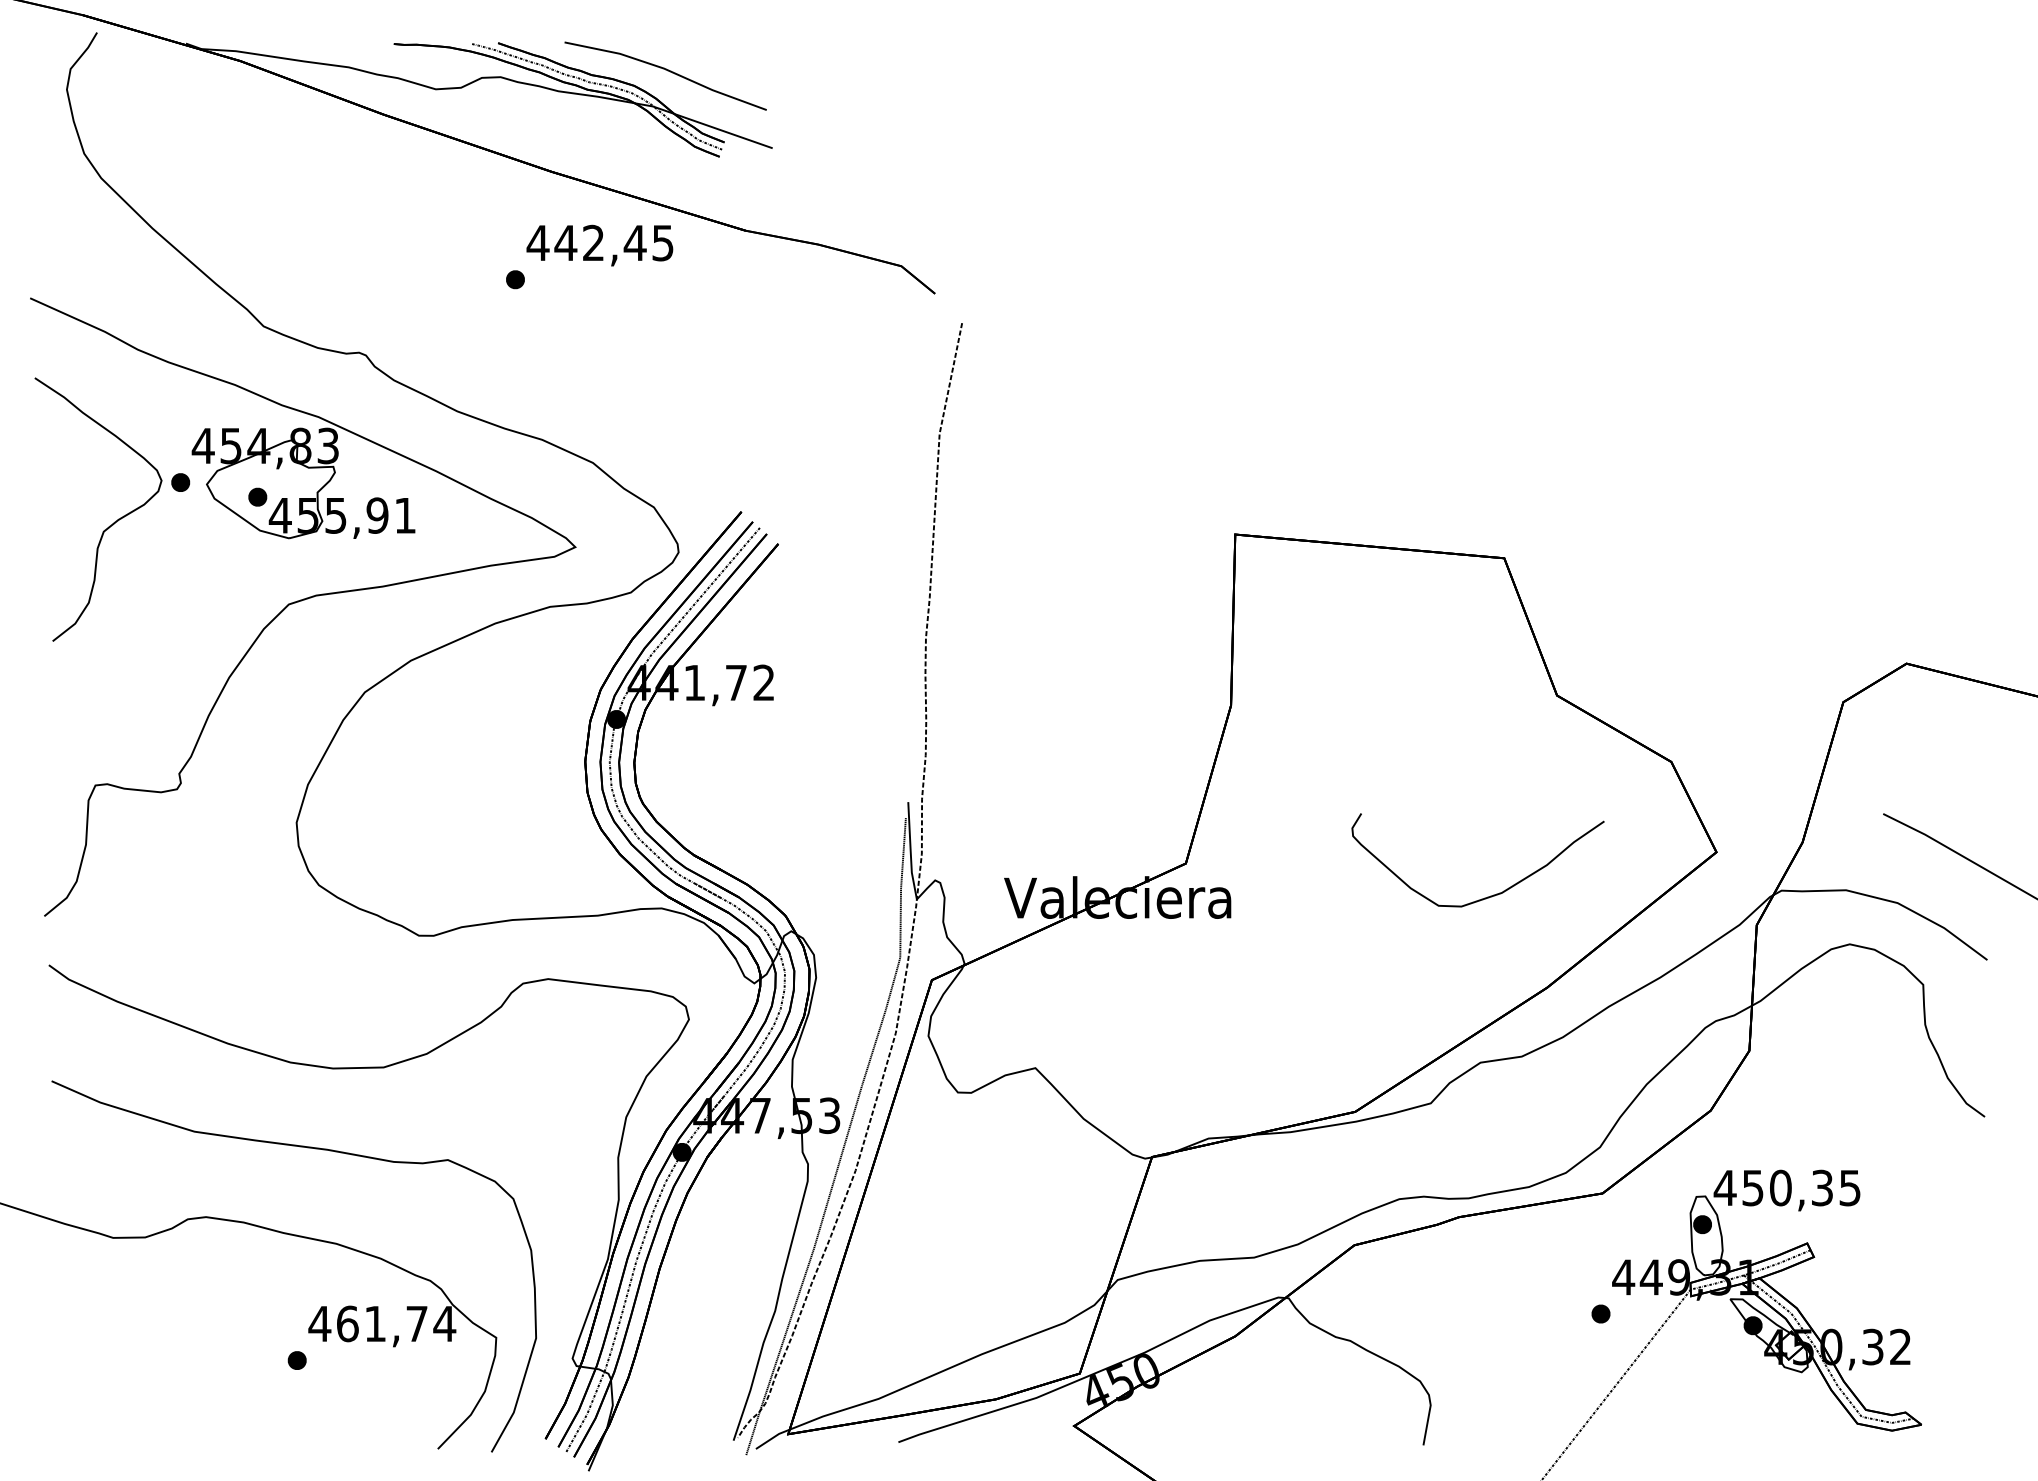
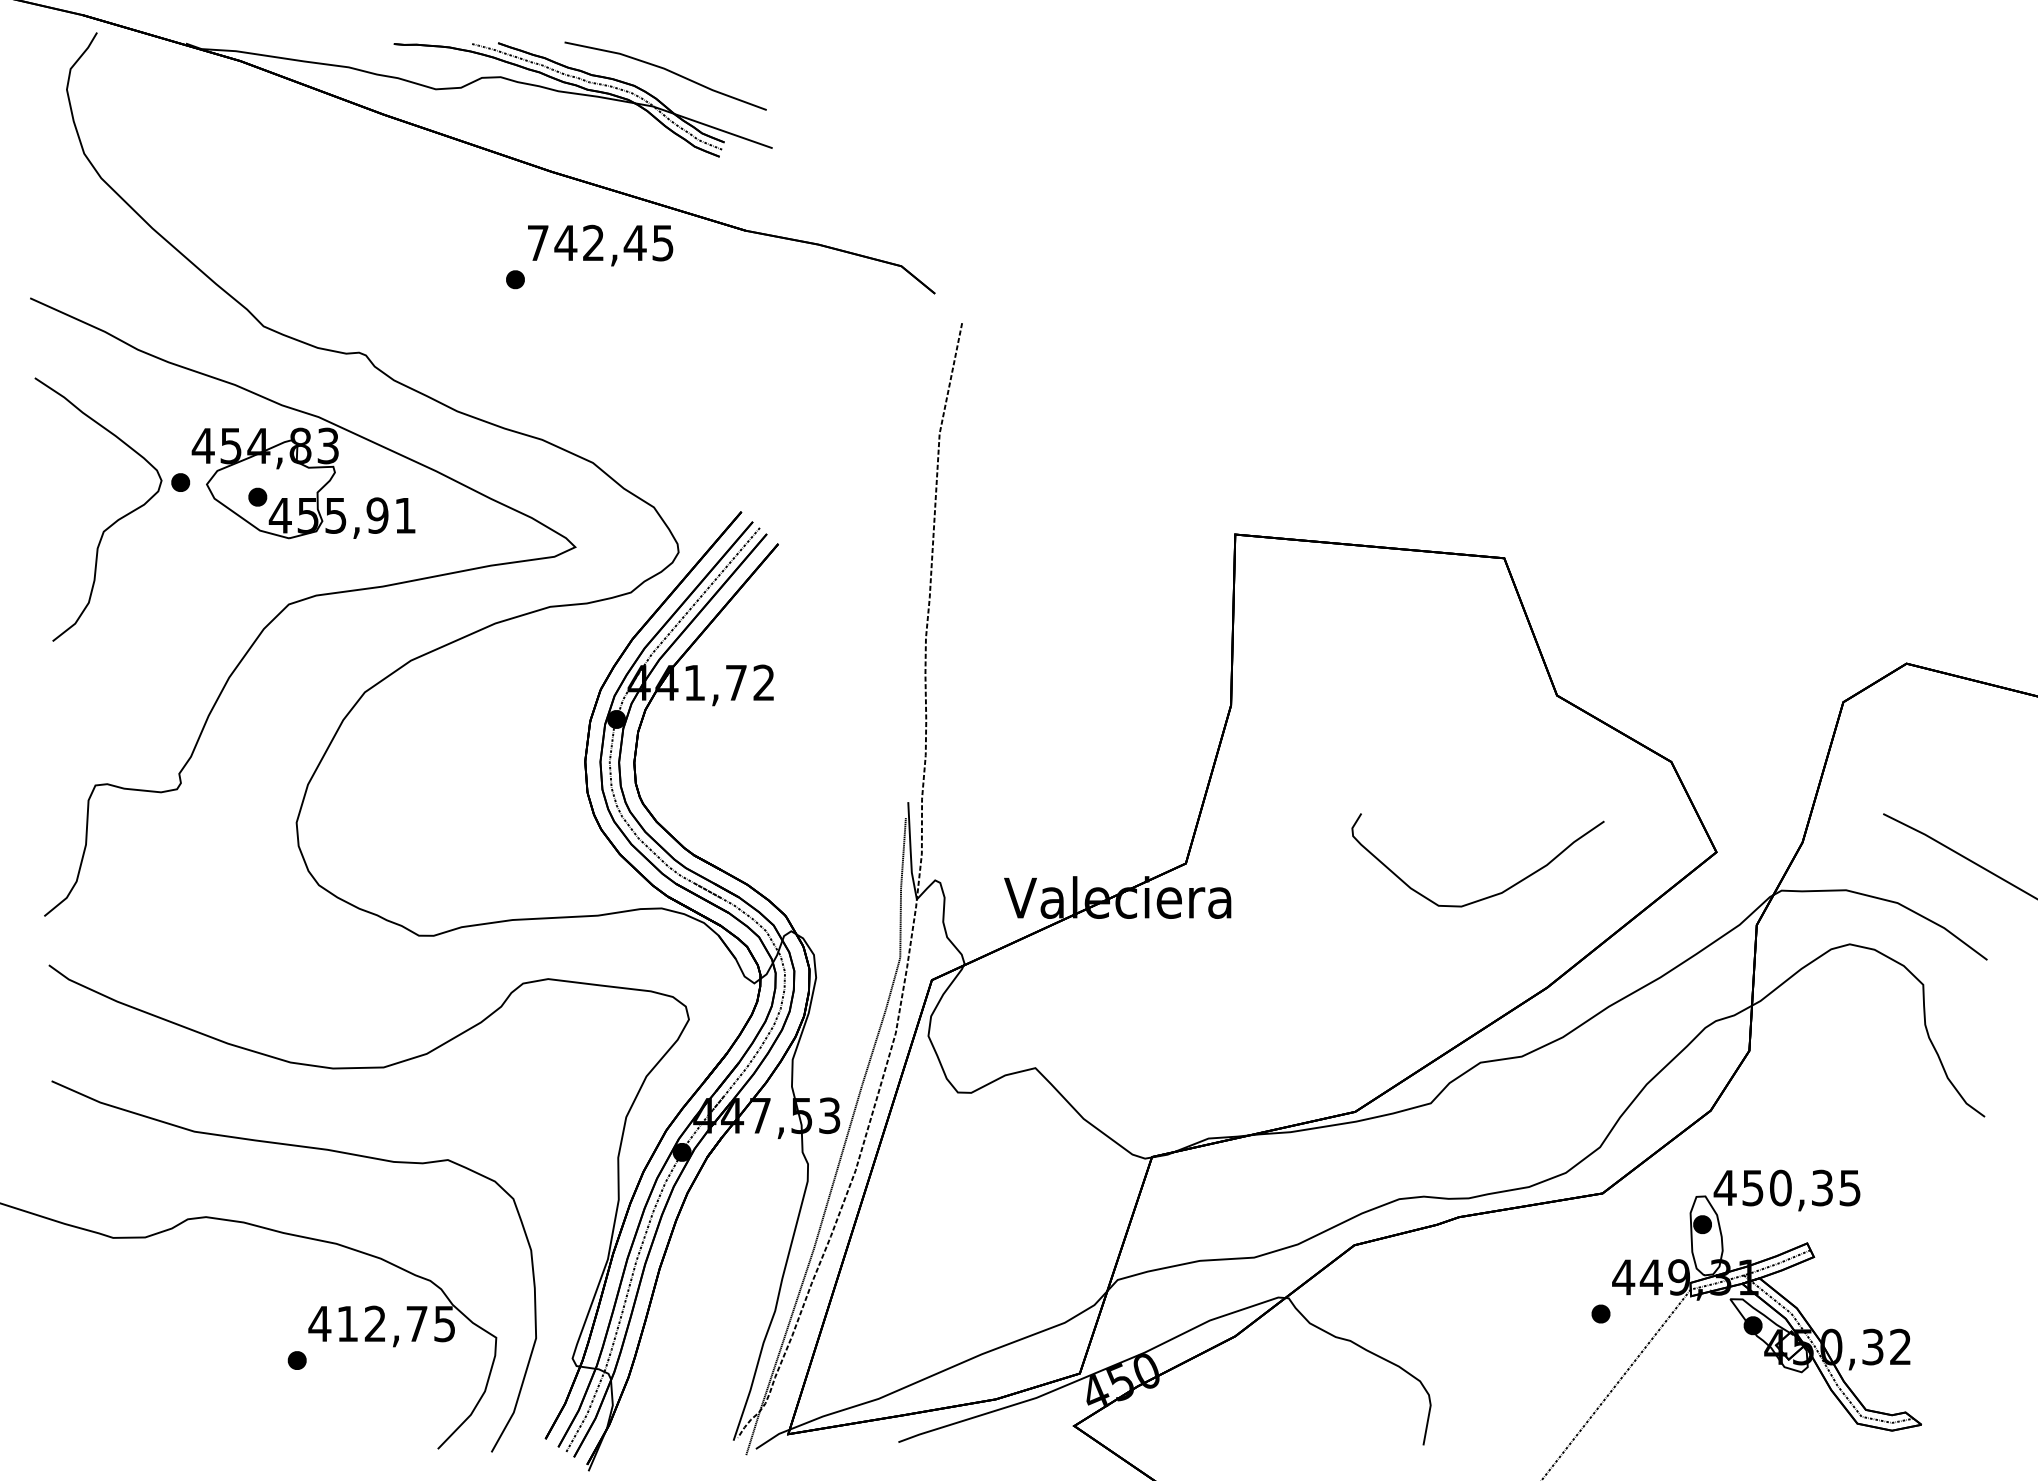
text: 442,45 -> 742,45 (537, 242)
text: 461,74 -> 412,75 (396, 1323)
